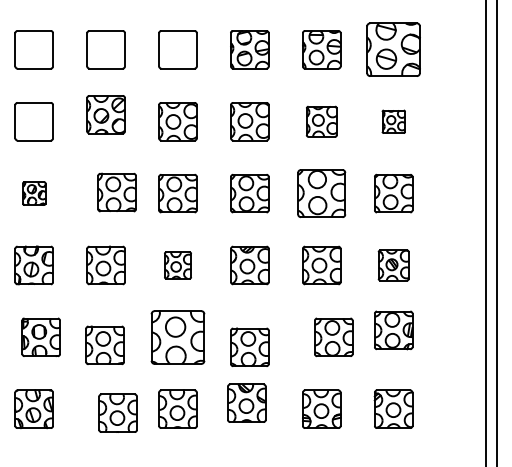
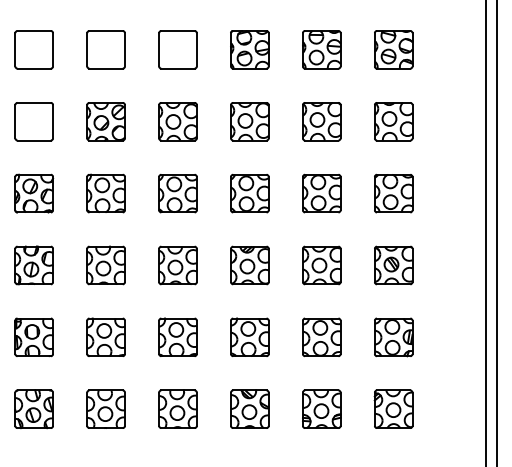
part size: 55x55 px -> 40x40 px (393, 49)
part position: (105, 114) -> (105, 121) (105, 121)
part size: 32x33 px -> 40x40 px (321, 121)
part size: 25x25 px -> 40x40 px (393, 121)
part position: (116, 192) -> (105, 193) (105, 193)
part size: 25x25 px -> 41x41 px (34, 193)
part size: 50x49 px -> 40x41 px (321, 193)
part size: 28x29 px -> 40x41 px (177, 265)
part size: 33x33 px -> 40x41 px (393, 265)
part position: (393, 330) -> (393, 337) (393, 337)
part position: (40, 337) -> (33, 337) (33, 337)
part size: 56x55 px -> 40x40 px (177, 336)
part position: (333, 337) -> (321, 337) (321, 337)
part position: (104, 344) -> (105, 336) (105, 336)
part position: (249, 346) -> (249, 336) (249, 336)
part position: (246, 402) -> (249, 408) (249, 408)
part position: (117, 412) -> (105, 408) (105, 408)
